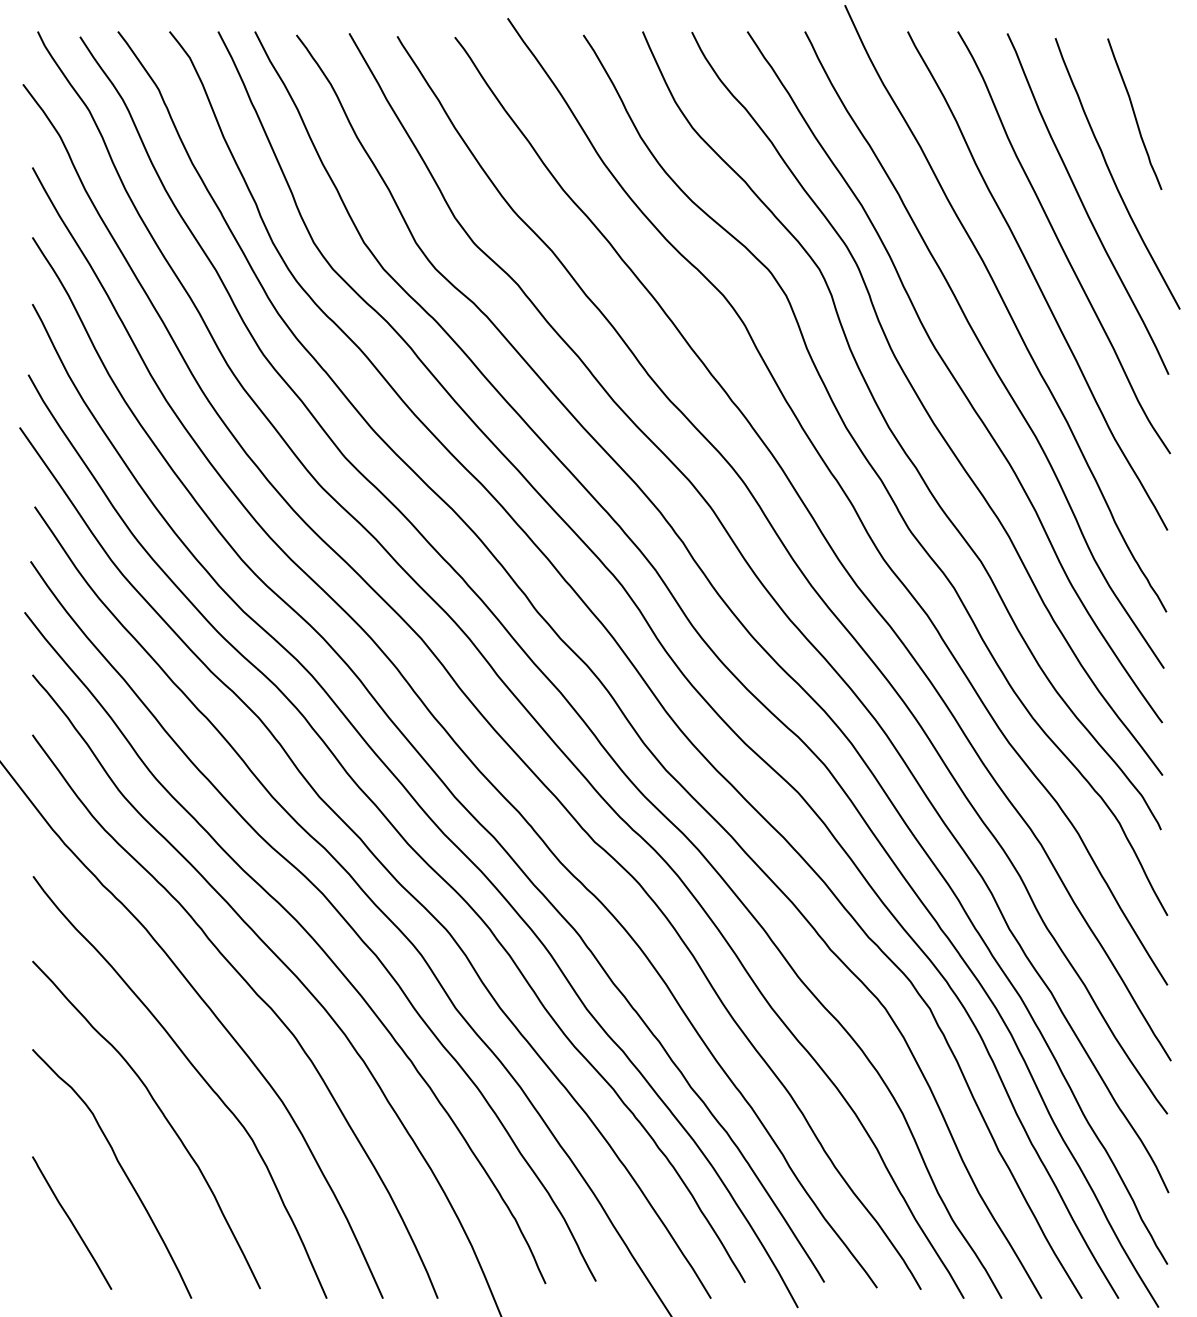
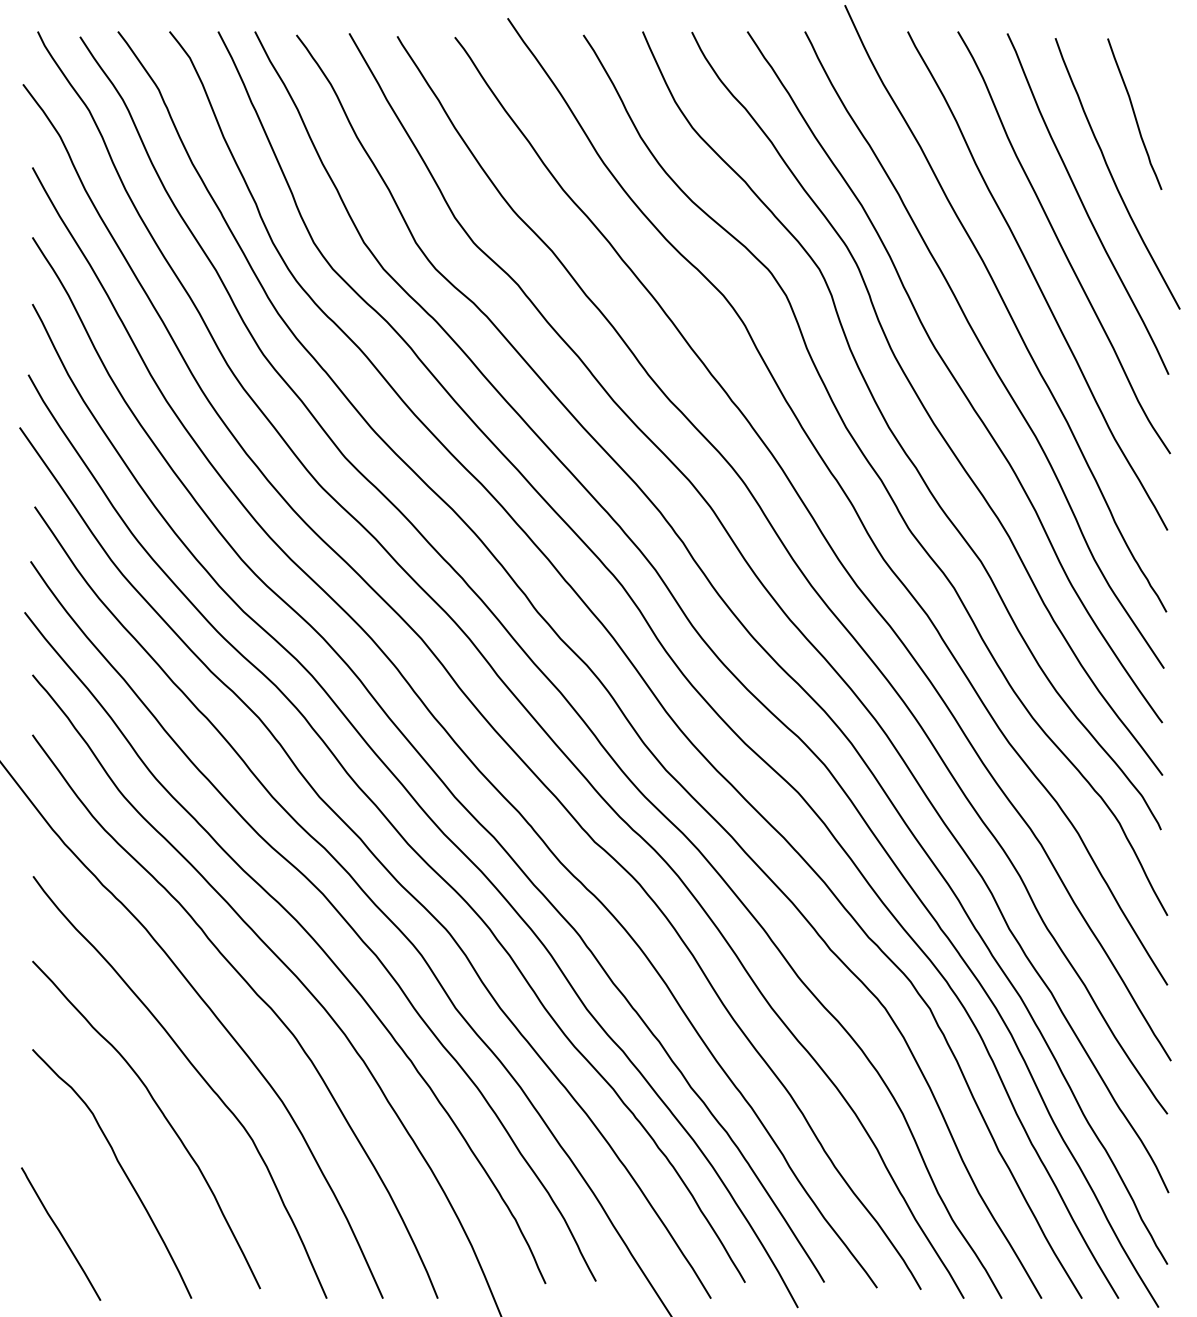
curve position: (72, 1222) -> (61, 1233) (61, 1233)
